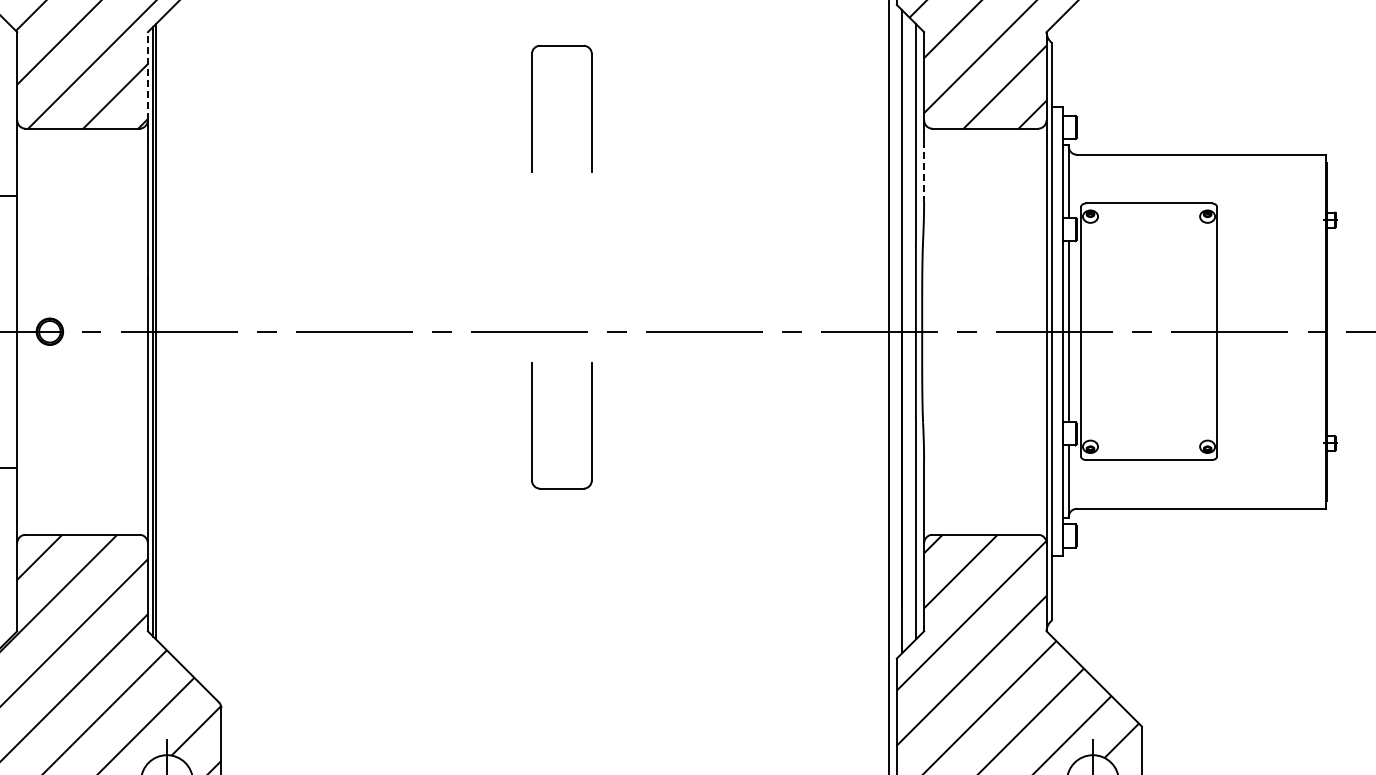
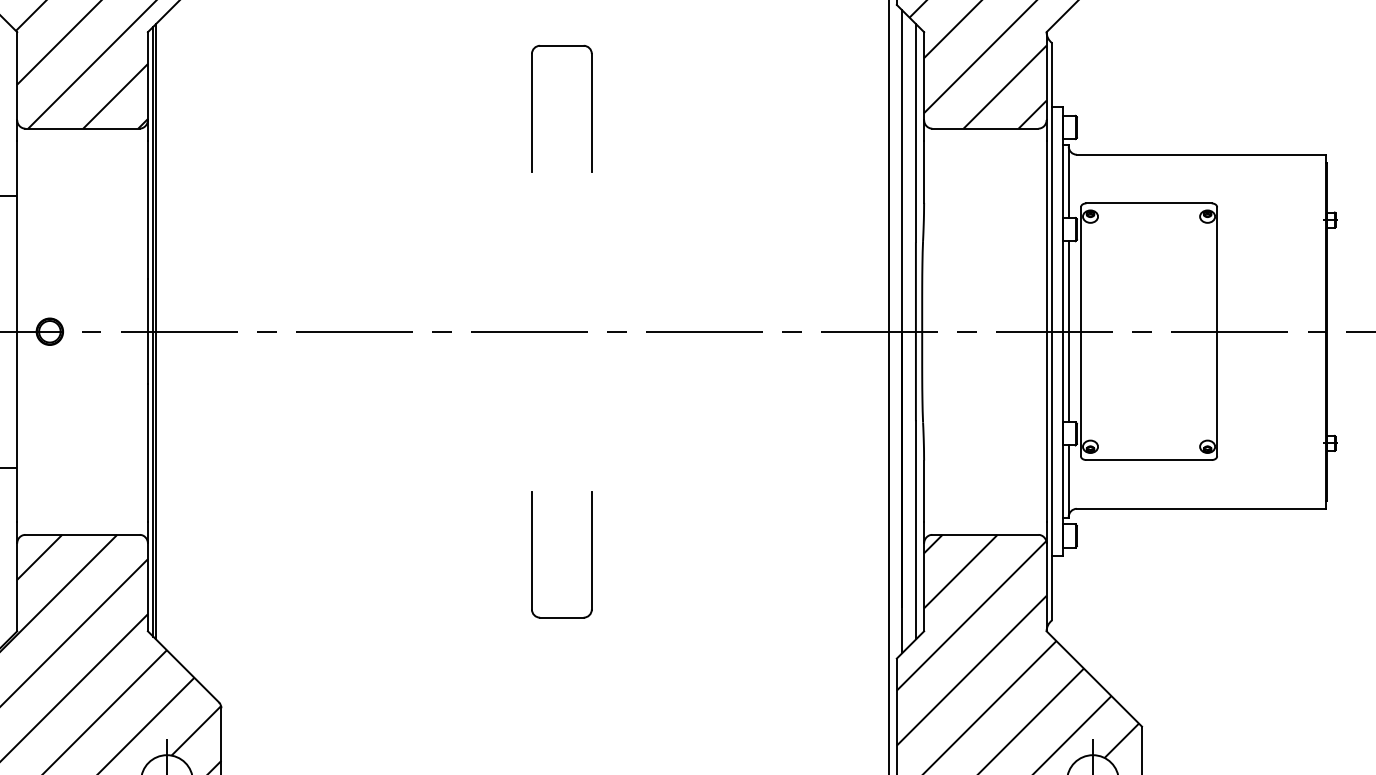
line: dashed -> solid (147, 76)
line: dashed -> solid (924, 171)
part position: (532, 425) -> (532, 554) (532, 554)
